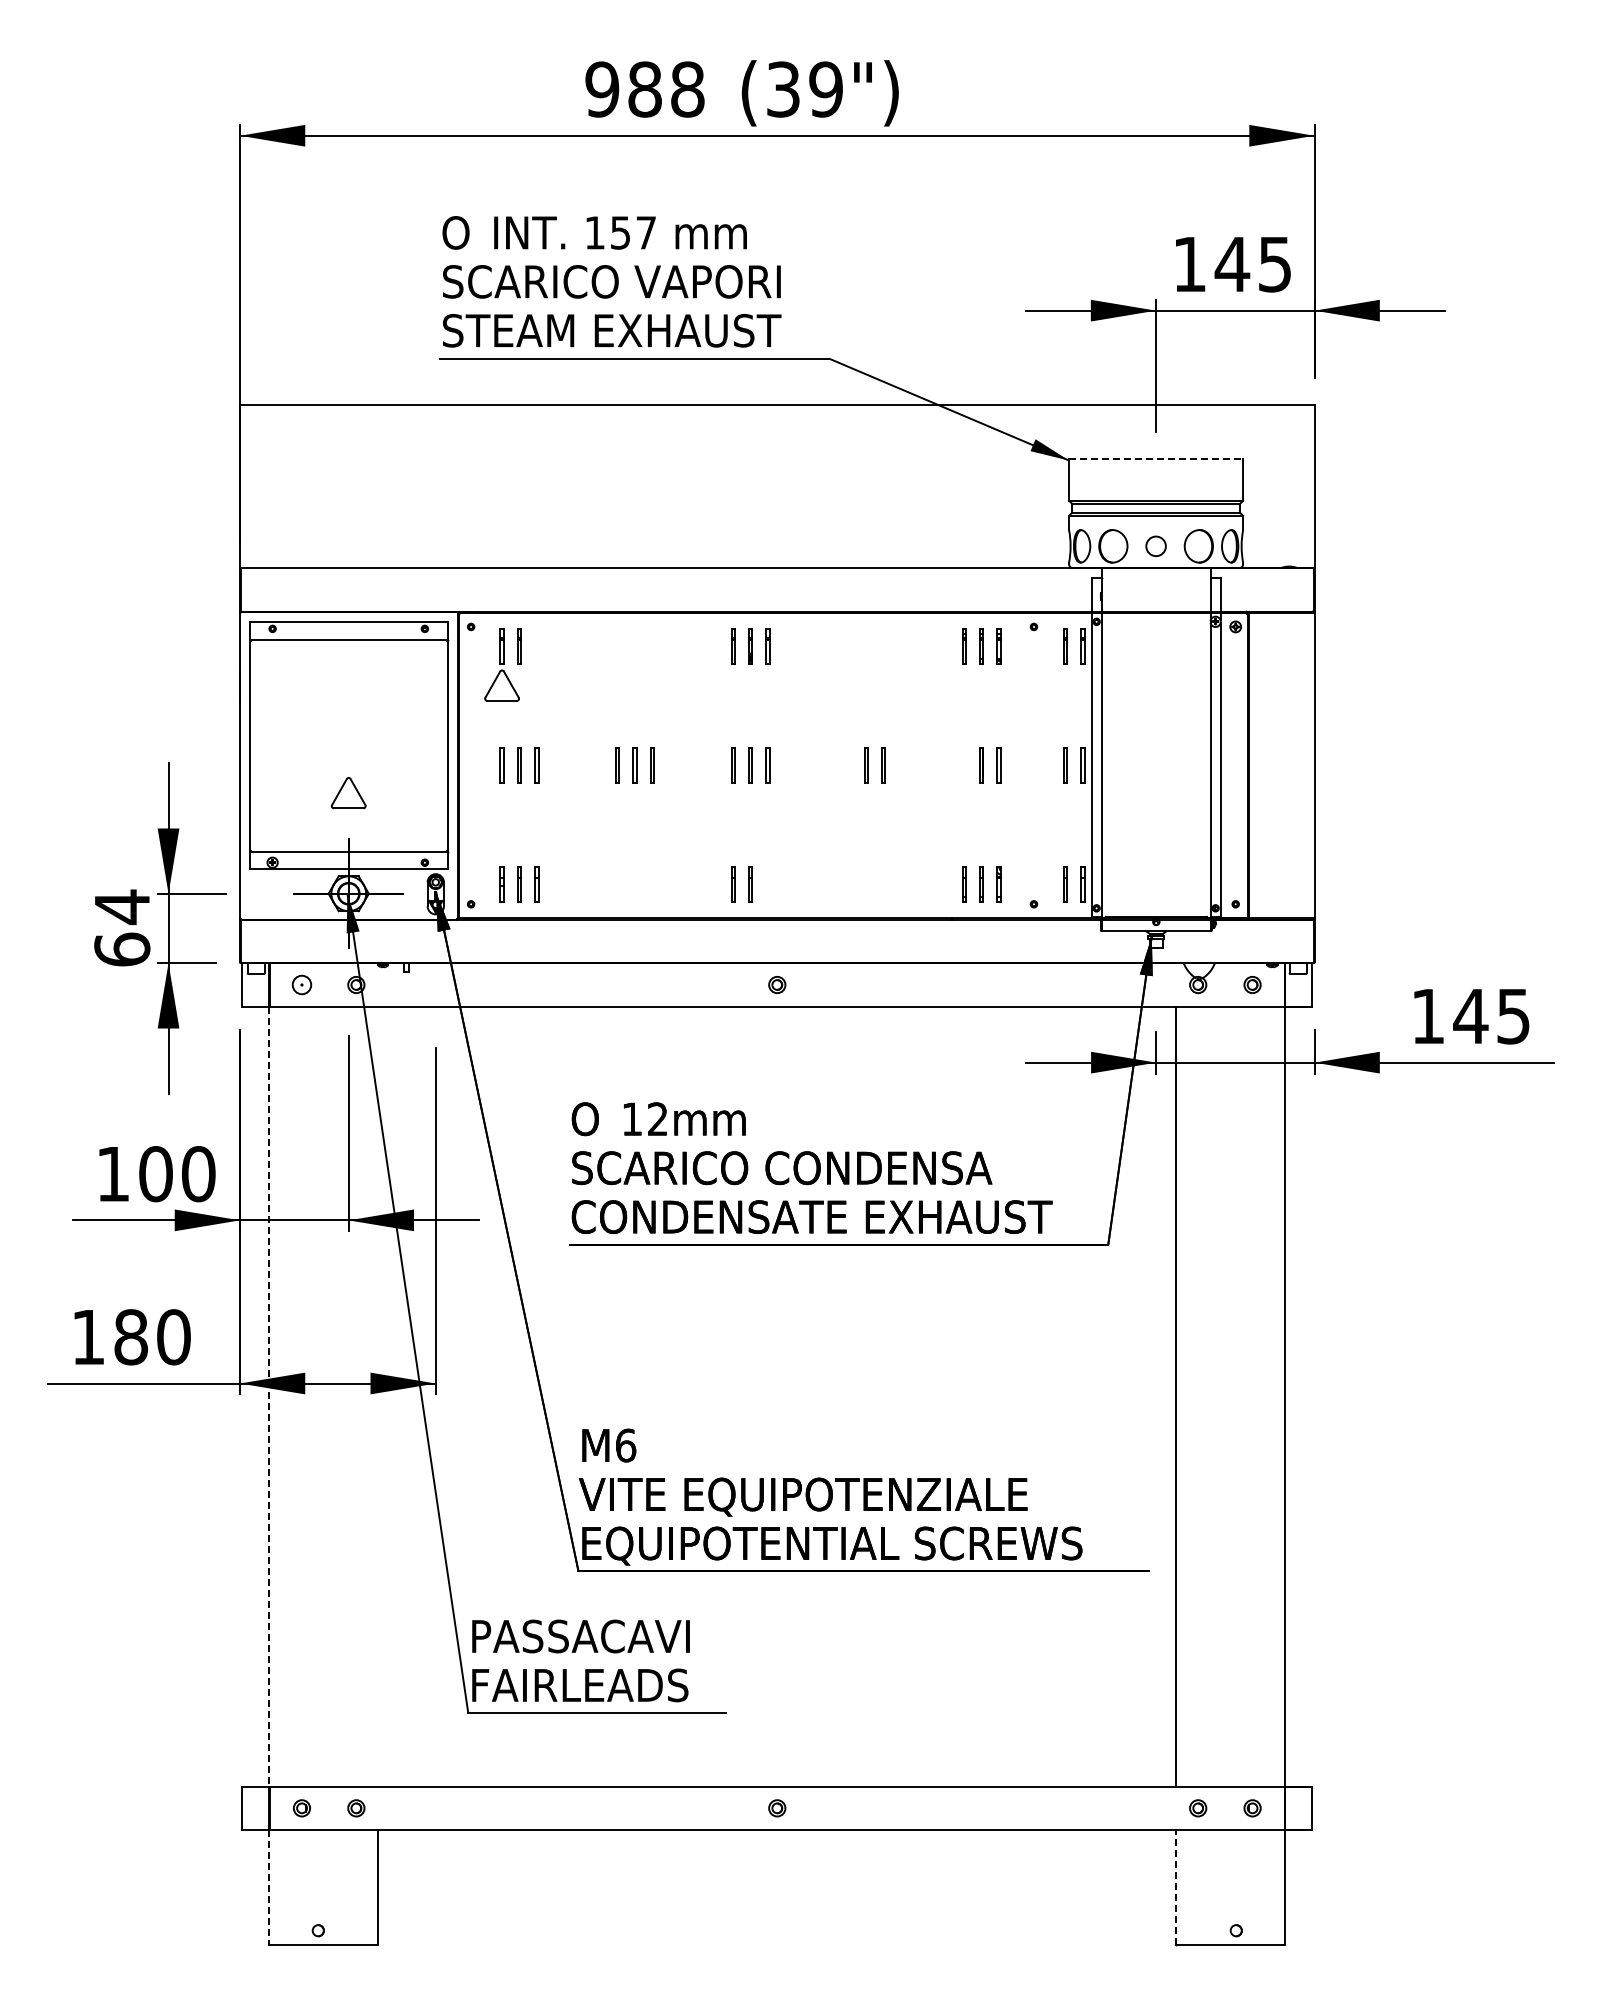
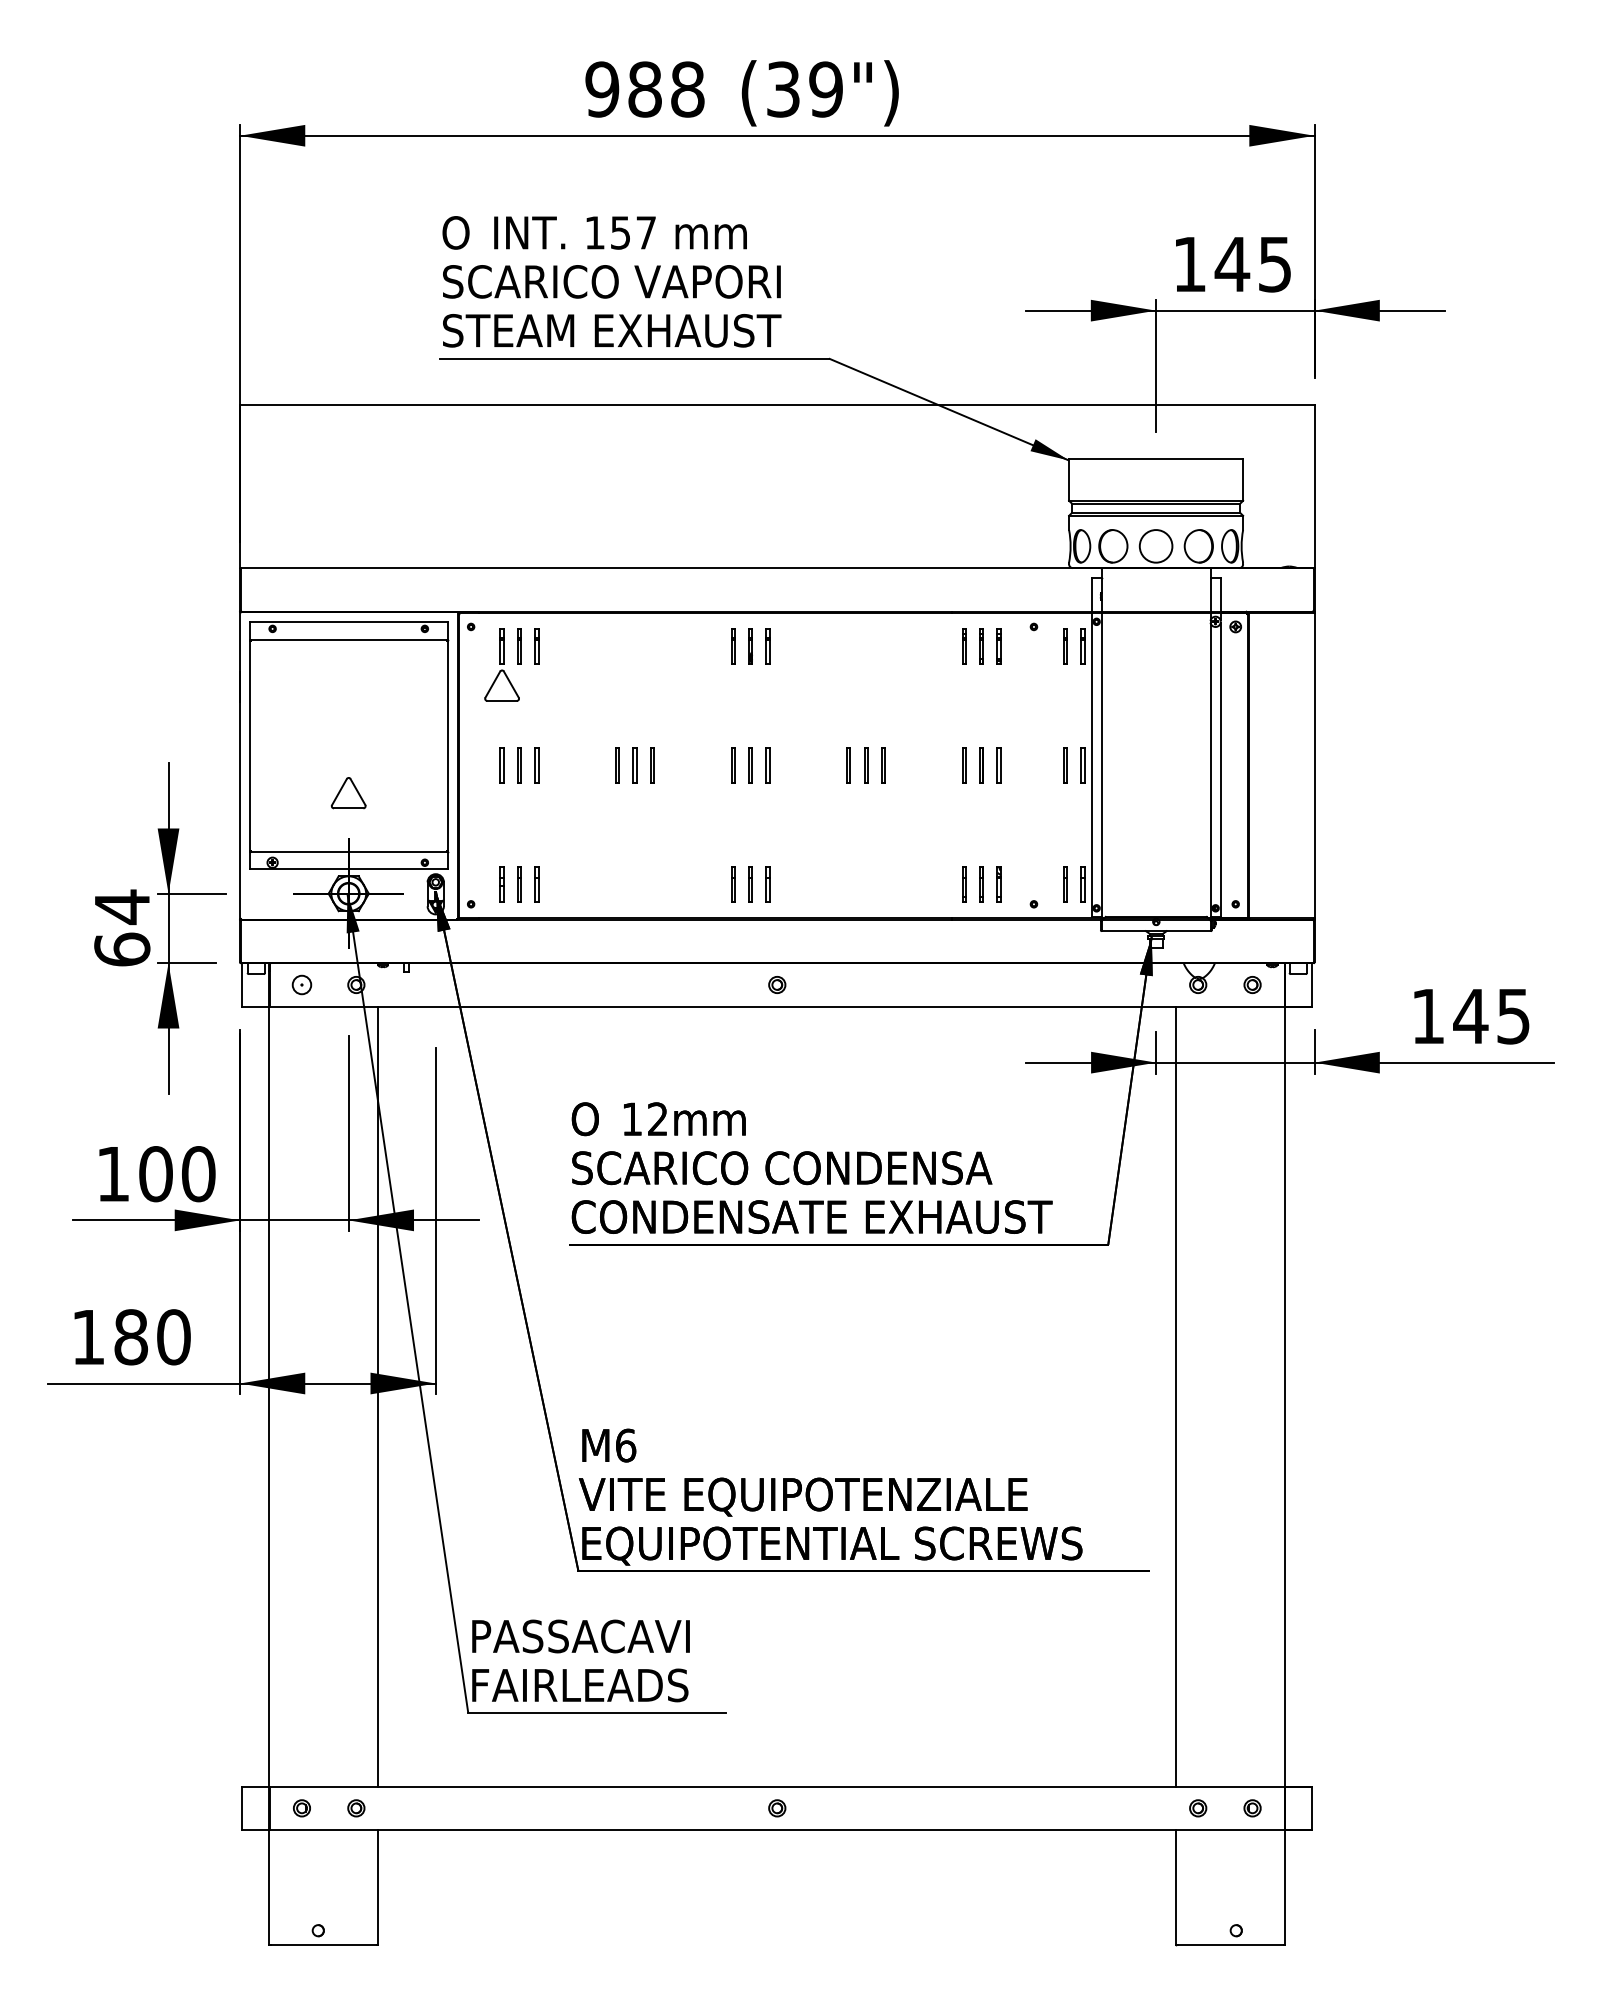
line: dashed -> solid (1156, 459)
circle diameter: 20 px -> 33 px (1155, 546)
part: none -> present (536, 646)
line: none -> present (847, 765)
line: none -> present (963, 765)
part: none -> present (767, 884)
line: dashed -> solid (269, 1396)
line: none -> present (378, 1396)
line: dashed -> solid (1176, 1886)
line: dashed -> solid (269, 1887)
